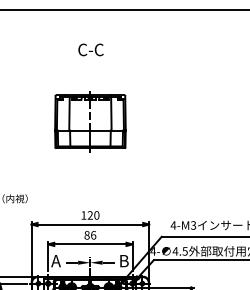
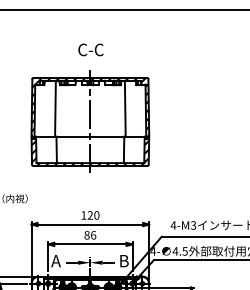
part size: 73x62 px -> 121x103 px (90, 121)
